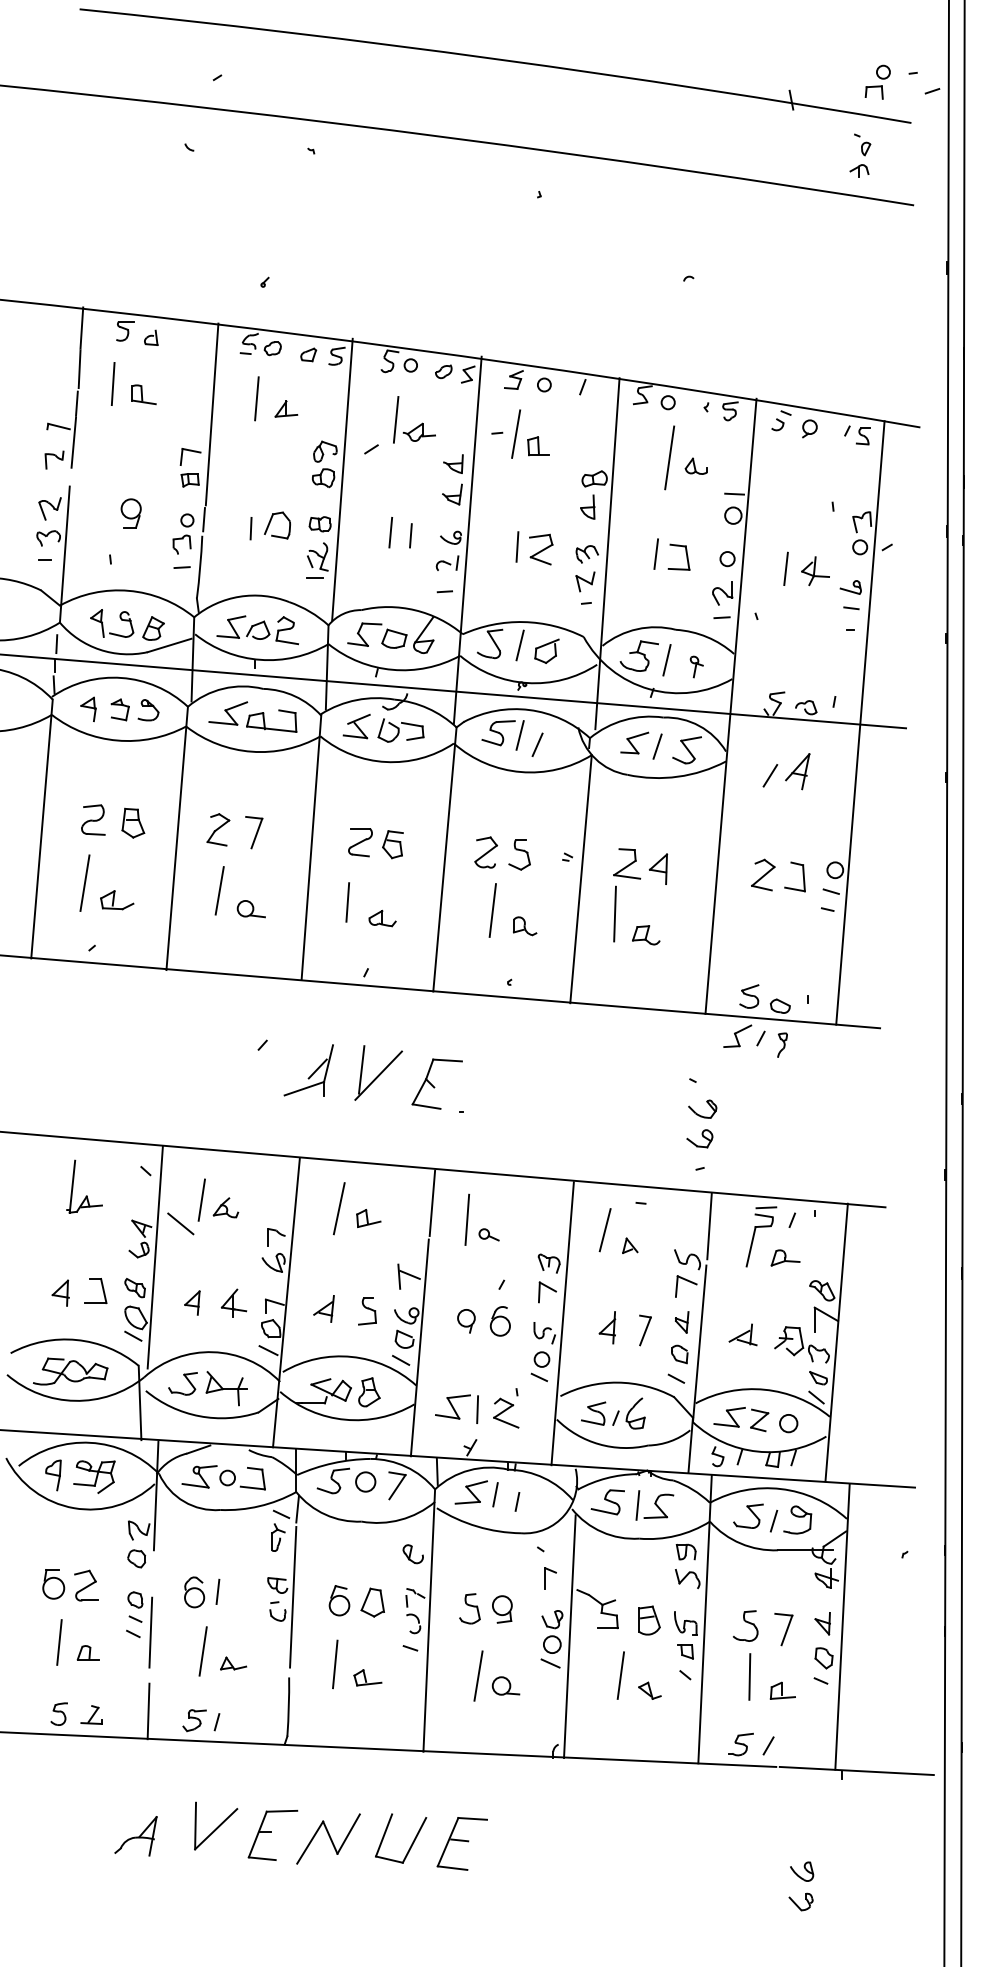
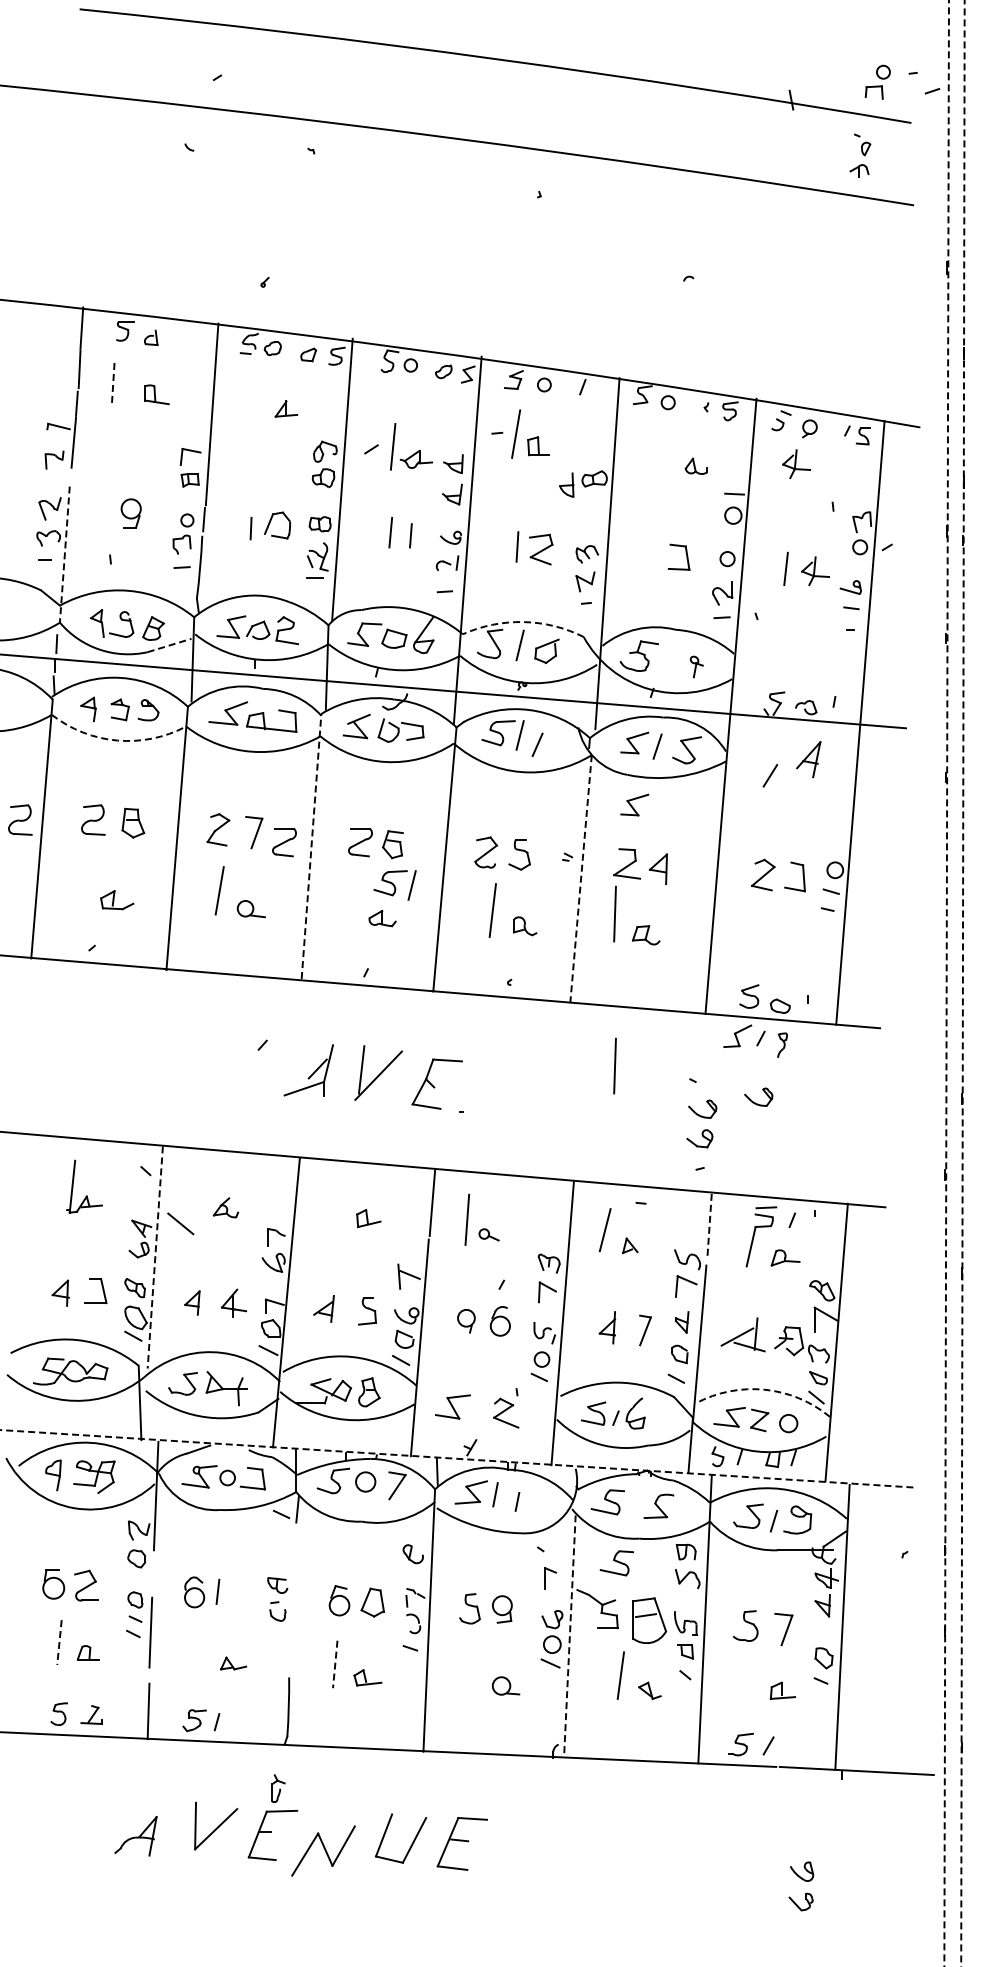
line: solid -> dashed (113, 384)
part position: (143, 394) -> (156, 394) (156, 394)
line: present -> none (256, 398)
part position: (419, 424) -> (416, 451) (416, 451)
line: present -> none (669, 457)
part: none -> present (796, 464)
part position: (587, 506) -> (566, 484) (566, 484)
line: present -> none (656, 553)
line: solid -> dashed (64, 555)
arc: solid -> dashed (523, 622)
line: solid -> dashed (169, 645)
line: present -> none (666, 660)
arc: solid -> dashed (117, 740)
part position: (797, 771) -> (808, 759) (808, 759)
part: none -> present (634, 804)
part: none -> present (20, 819)
part: none -> present (284, 842)
line: solid -> dashed (311, 846)
line: solid -> dashed (581, 879)
line: present -> none (84, 882)
part: none -> present (394, 885)
line: present -> none (347, 902)
line: solid -> dashed (962, 982)
line: solid -> dashed (946, 983)
line: none -> present (614, 1065)
part: none -> present (755, 1102)
line: present -> none (201, 1199)
line: present -> none (338, 1208)
line: solid -> dashed (709, 1226)
line: solid -> dashed (155, 1257)
part size: 30x24 px -> 46x36 px (742, 1334)
arc: solid -> dashed (764, 1389)
line: present -> none (477, 1409)
line: solid -> dashed (458, 1458)
line: present -> none (637, 1505)
part position: (278, 1537) -> (278, 1788) (278, 1788)
part: none -> present (616, 1563)
line: present -> none (293, 1597)
part size: 23x31 px -> 36x47 px (649, 1620)
part position: (822, 1623) -> (822, 1605) (822, 1605)
line: solid -> dashed (569, 1637)
line: solid -> dashed (59, 1643)
line: present -> none (202, 1651)
line: solid -> dashed (335, 1664)
line: present -> none (478, 1675)
line: present -> none (749, 1676)
part position: (328, 1838) -> (323, 1850) (323, 1850)
